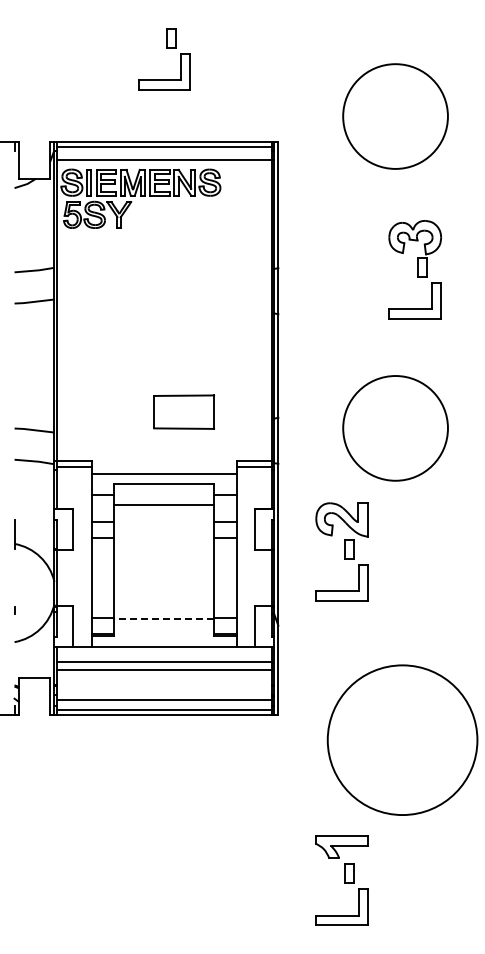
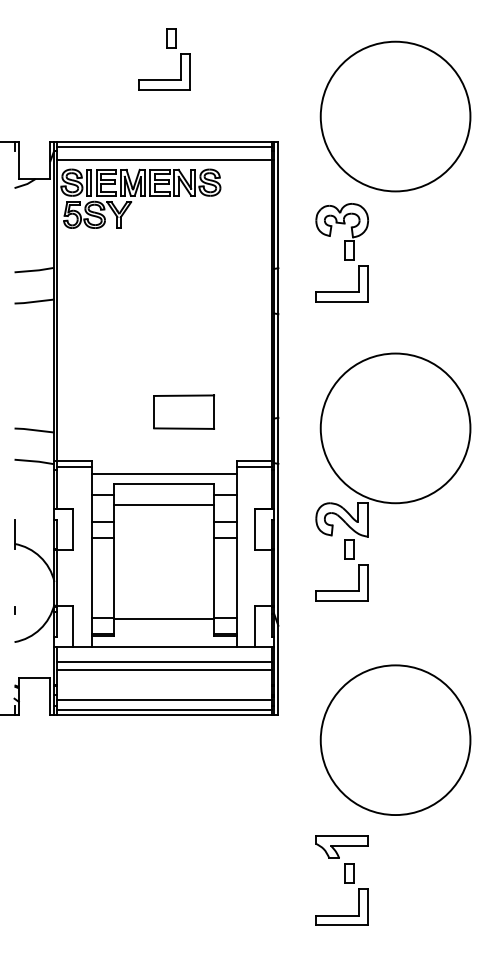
circle size: 107x107 px -> 153x153 px (395, 116)
part position: (414, 269) -> (341, 252) (341, 252)
circle diameter: 105 px -> 150 px (395, 428)
line: dashed -> solid (164, 619)
circle position: (402, 739) -> (395, 739) (395, 739)
